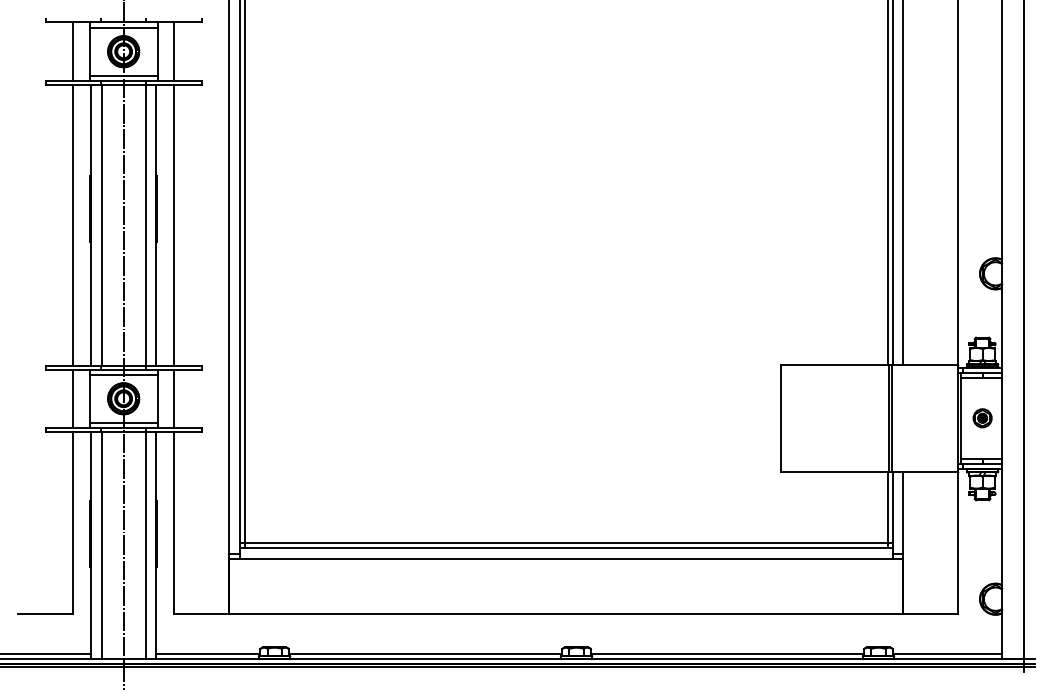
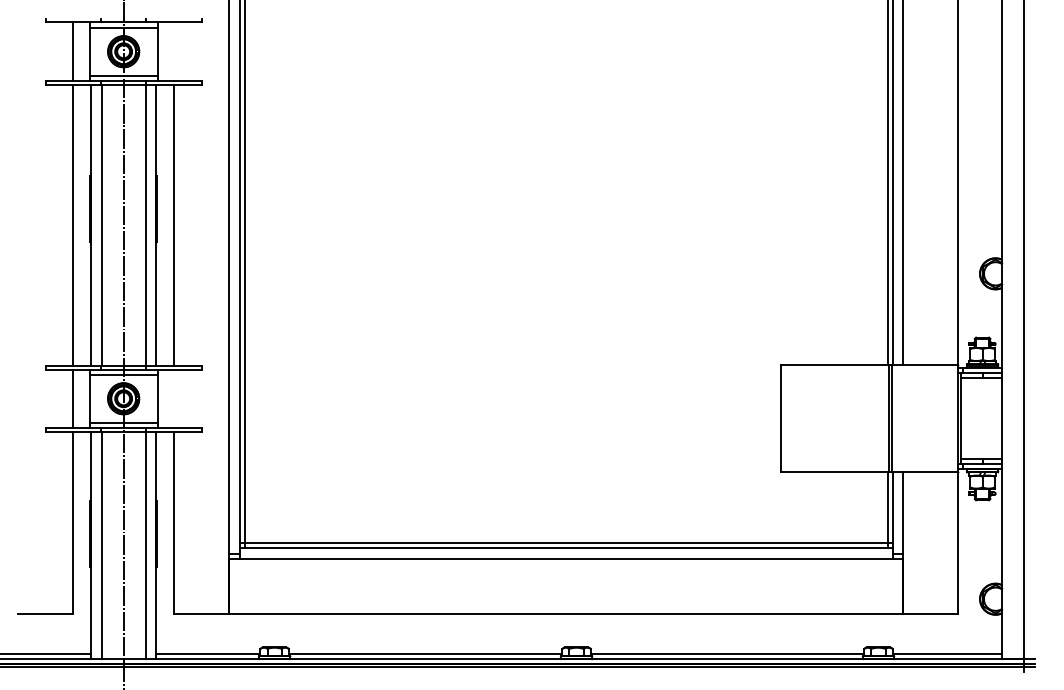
line: present -> none (174, 51)
line: present -> none (174, 398)
part: present -> none (982, 418)
